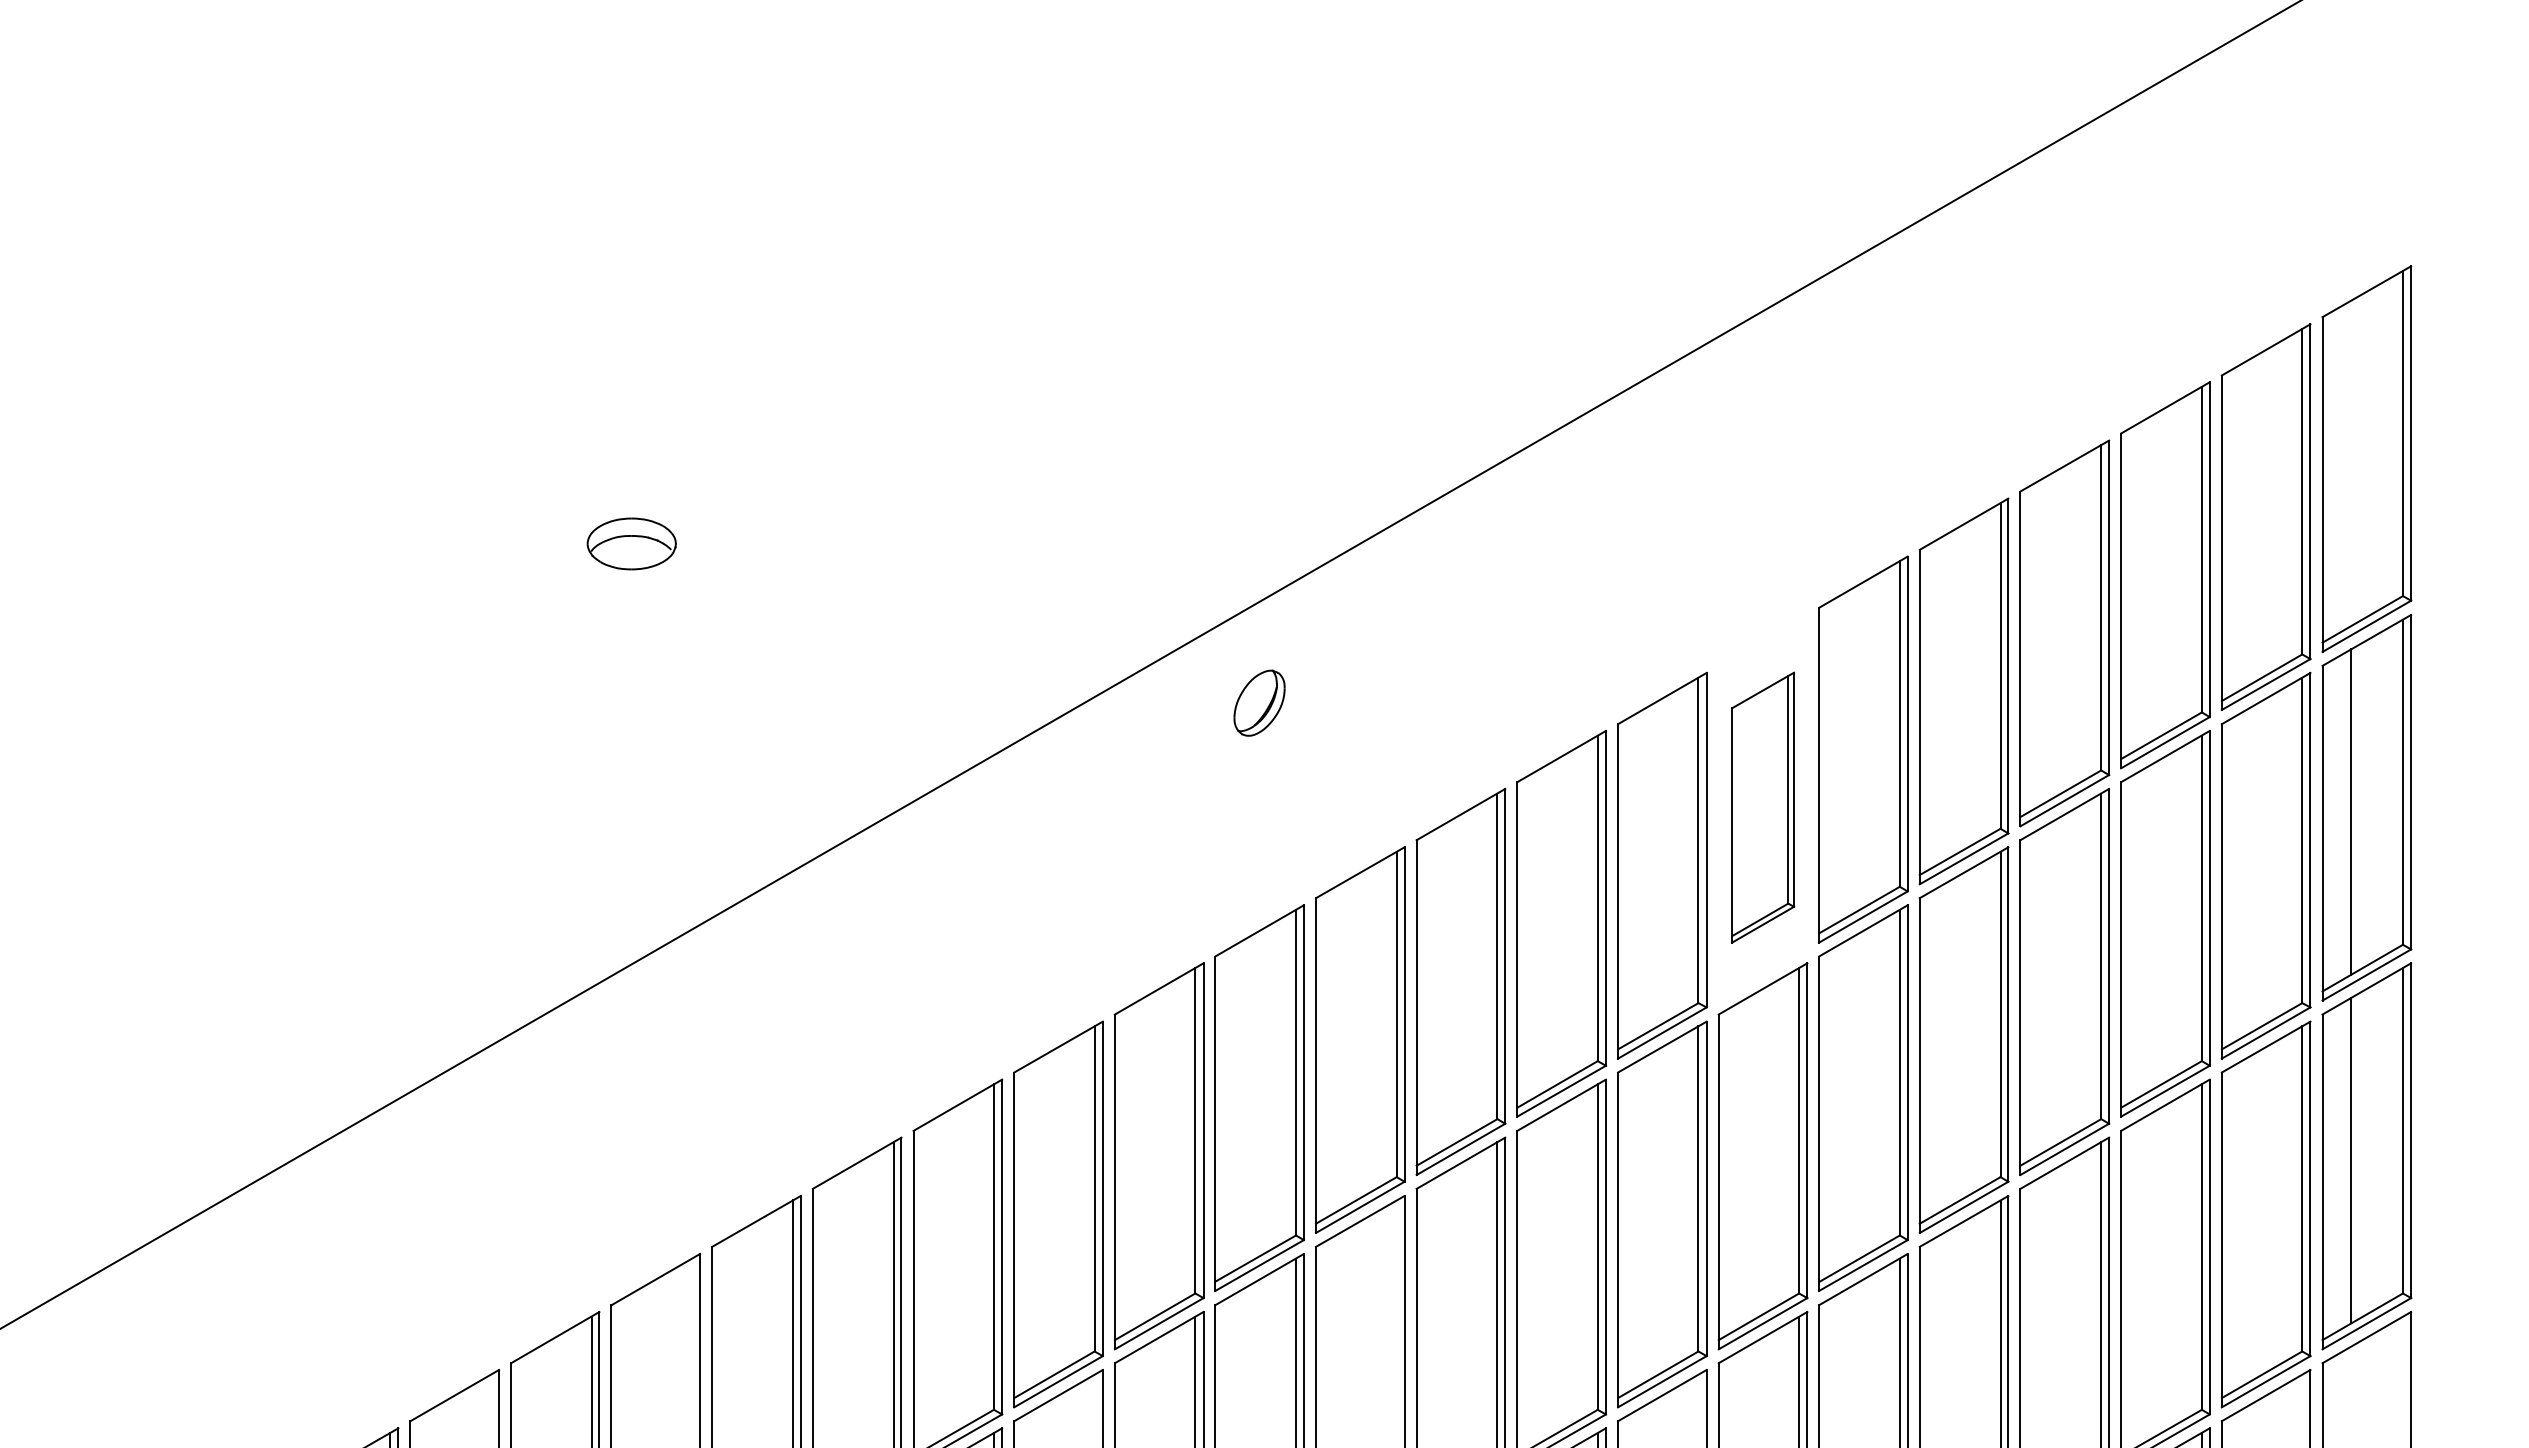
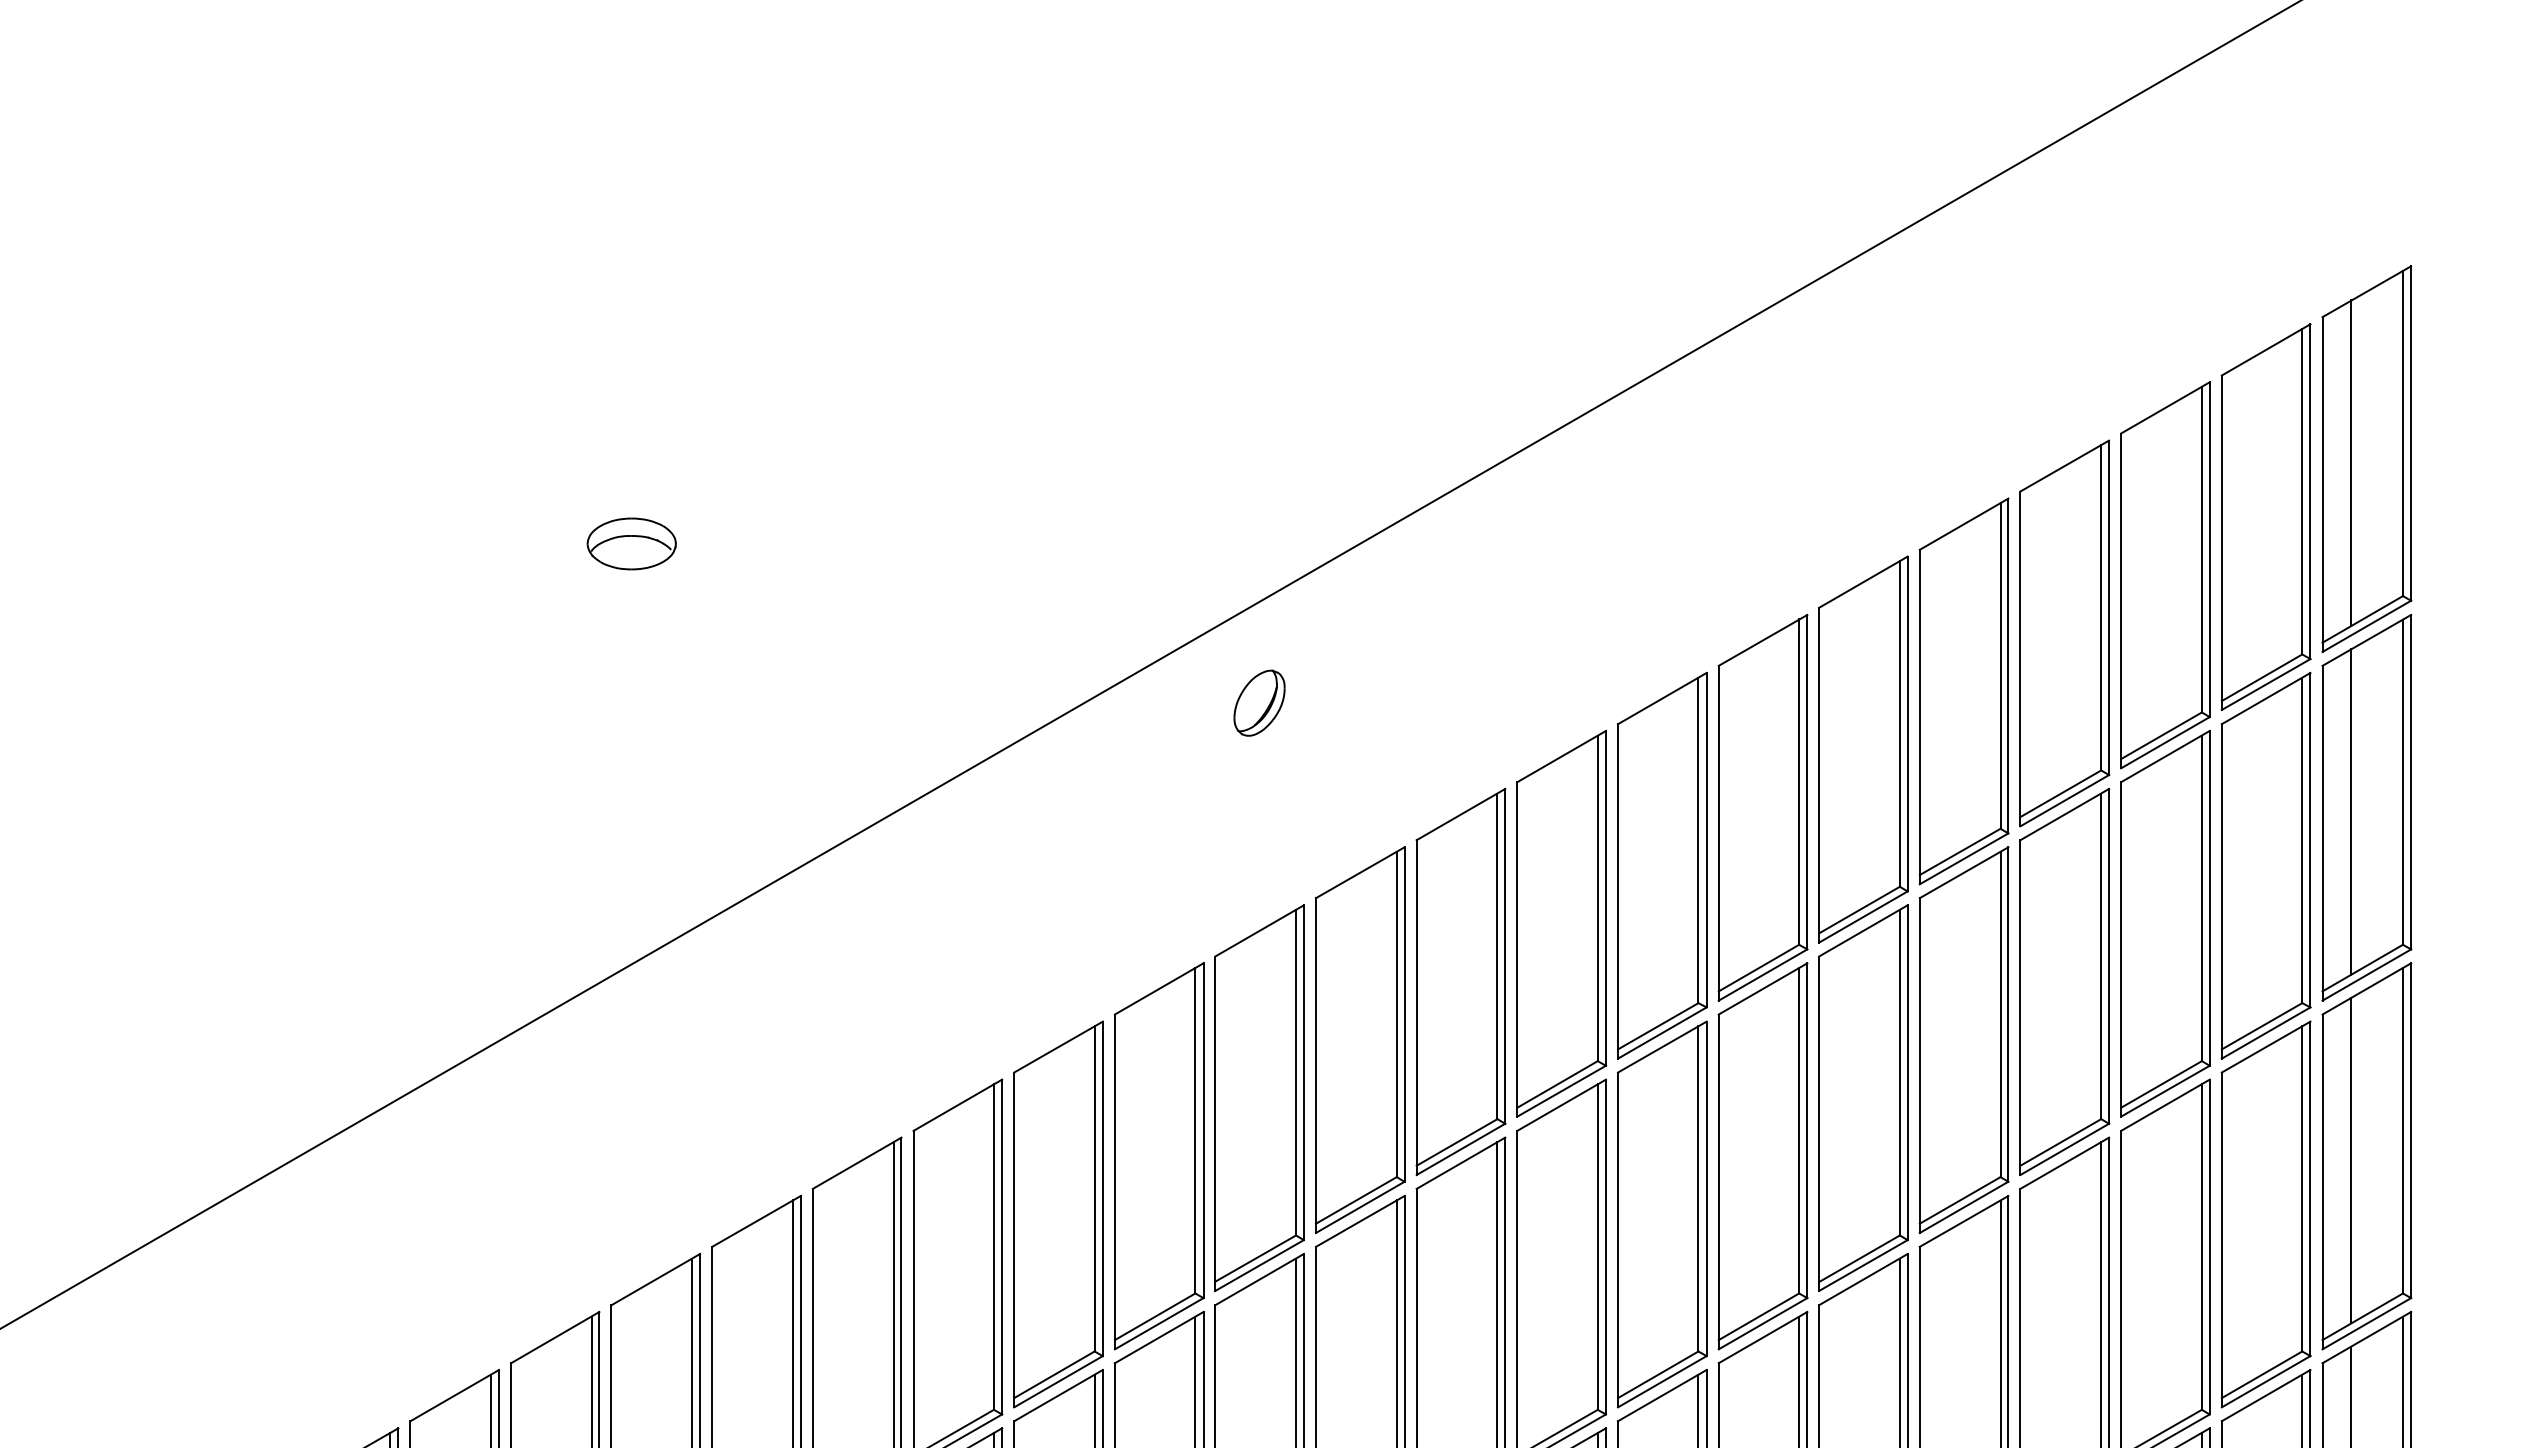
line: none -> present (2351, 463)
part size: 65x273 px -> 92x389 px (1762, 807)
line: none -> present (1396, 1322)
line: none -> present (692, 1351)
line: none -> present (2402, 1380)
line: none -> present (2351, 1395)
line: none -> present (490, 1409)
line: none -> present (1094, 1409)
line: none -> present (1698, 1409)
line: none -> present (2302, 1409)
